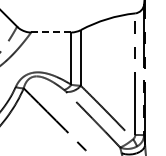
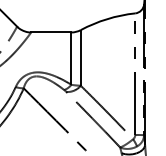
line: dashed -> solid (50, 32)
